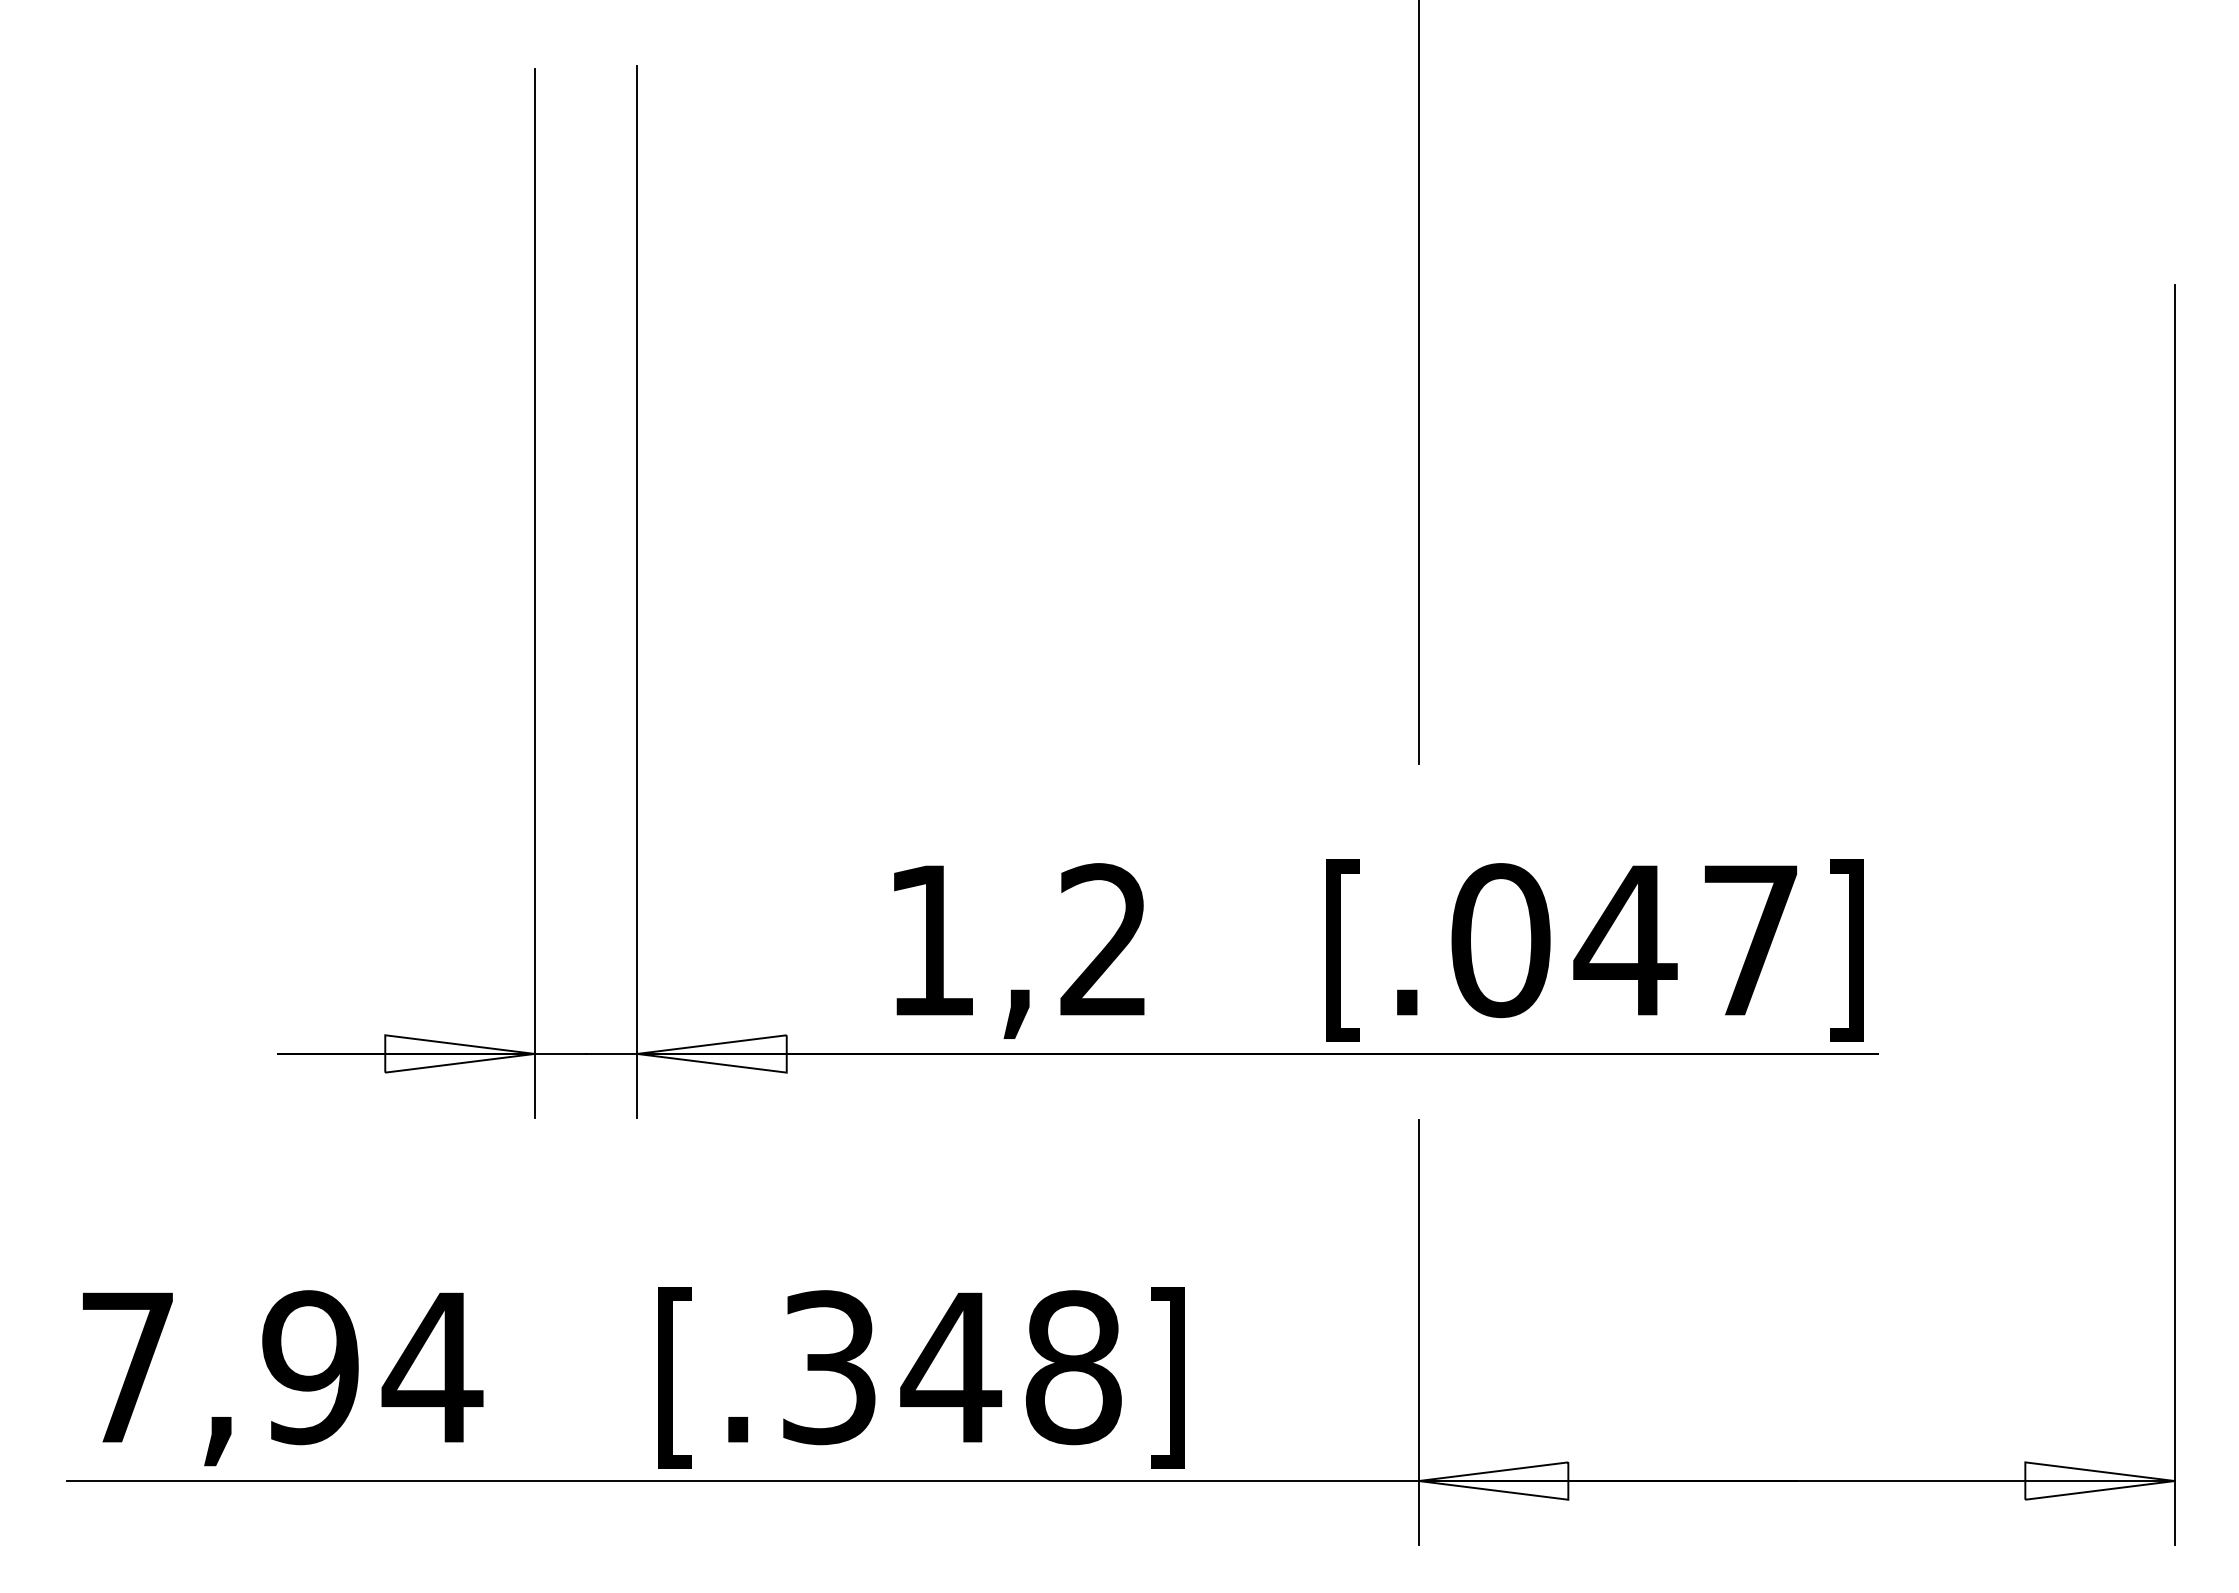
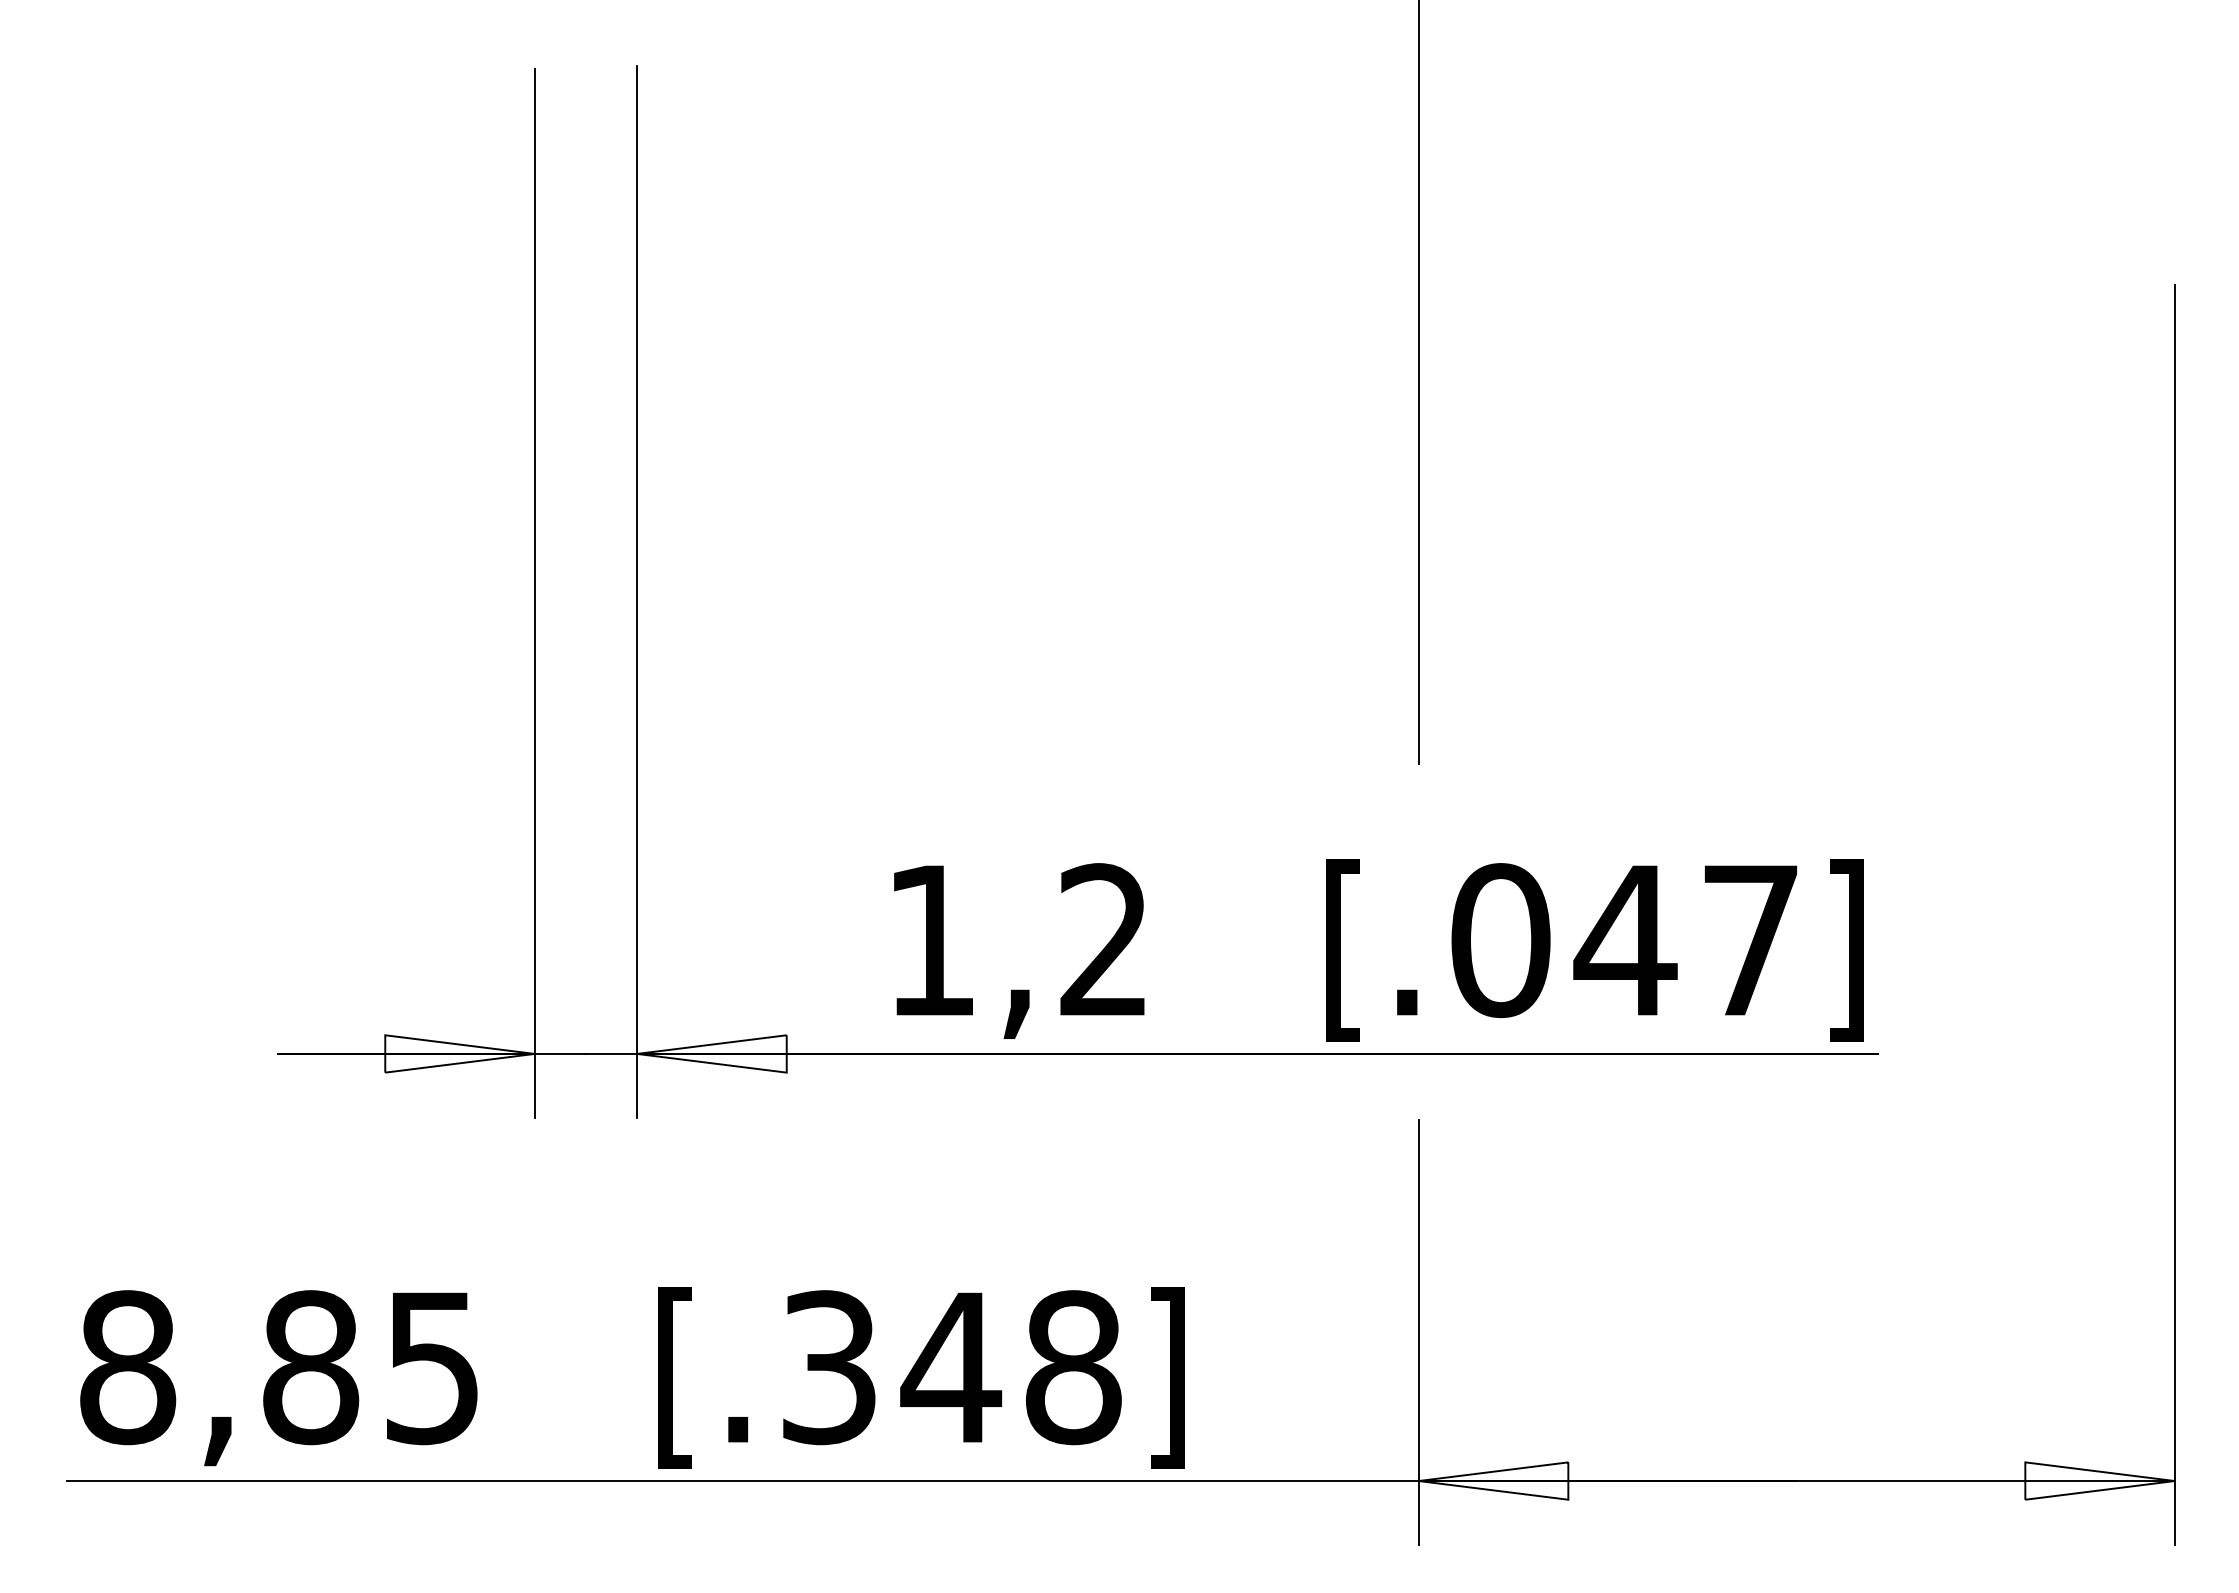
text: 7,94 -> 8,85 (281, 1367)
